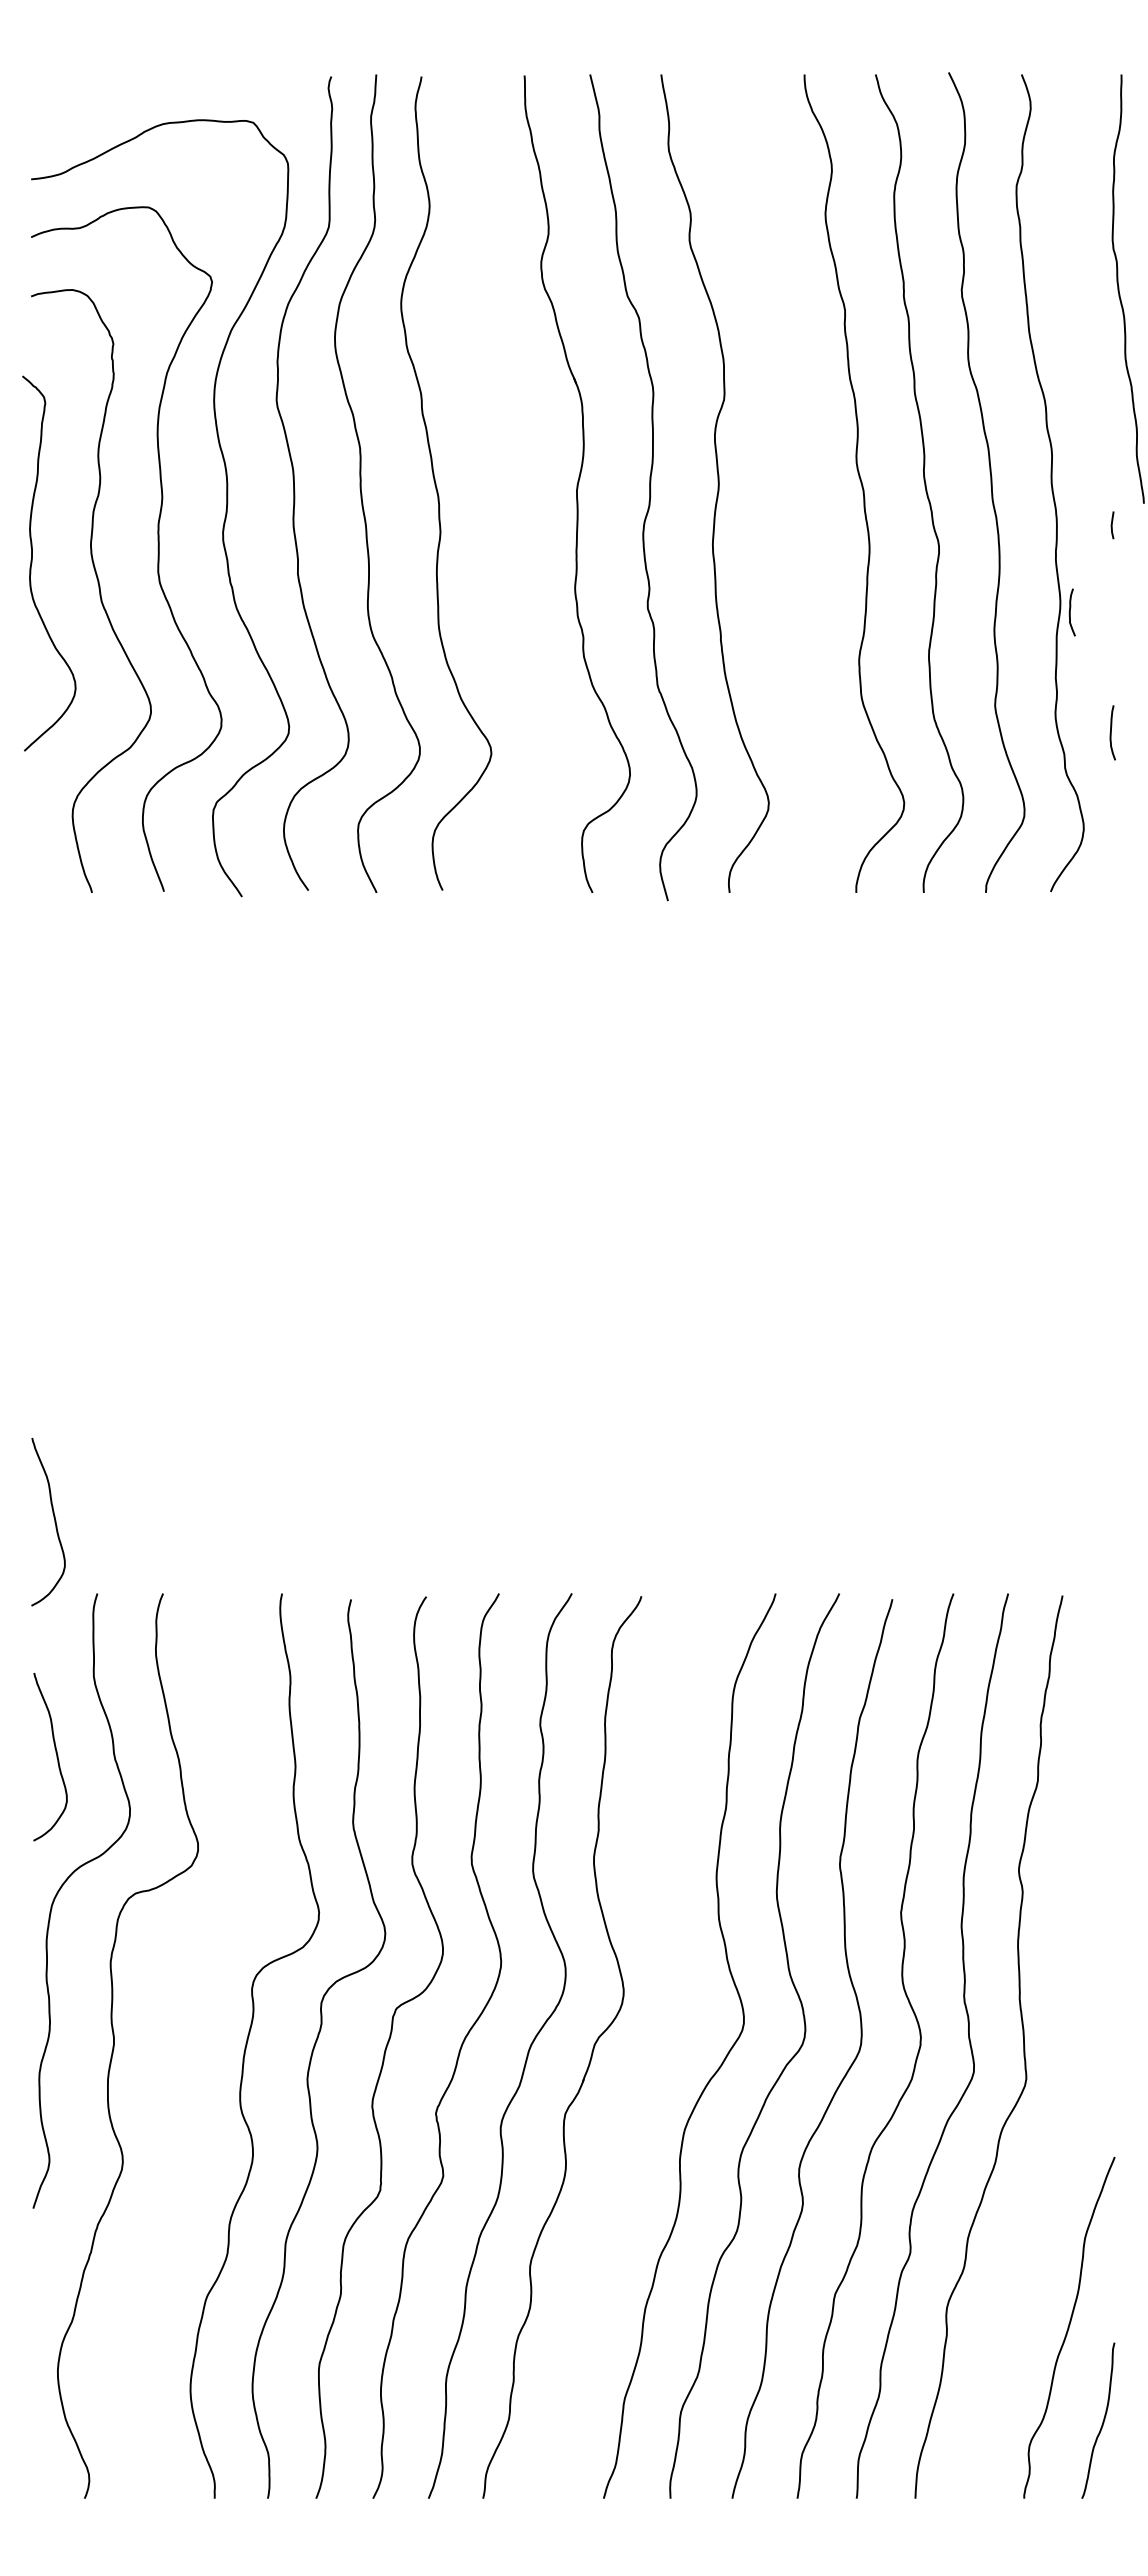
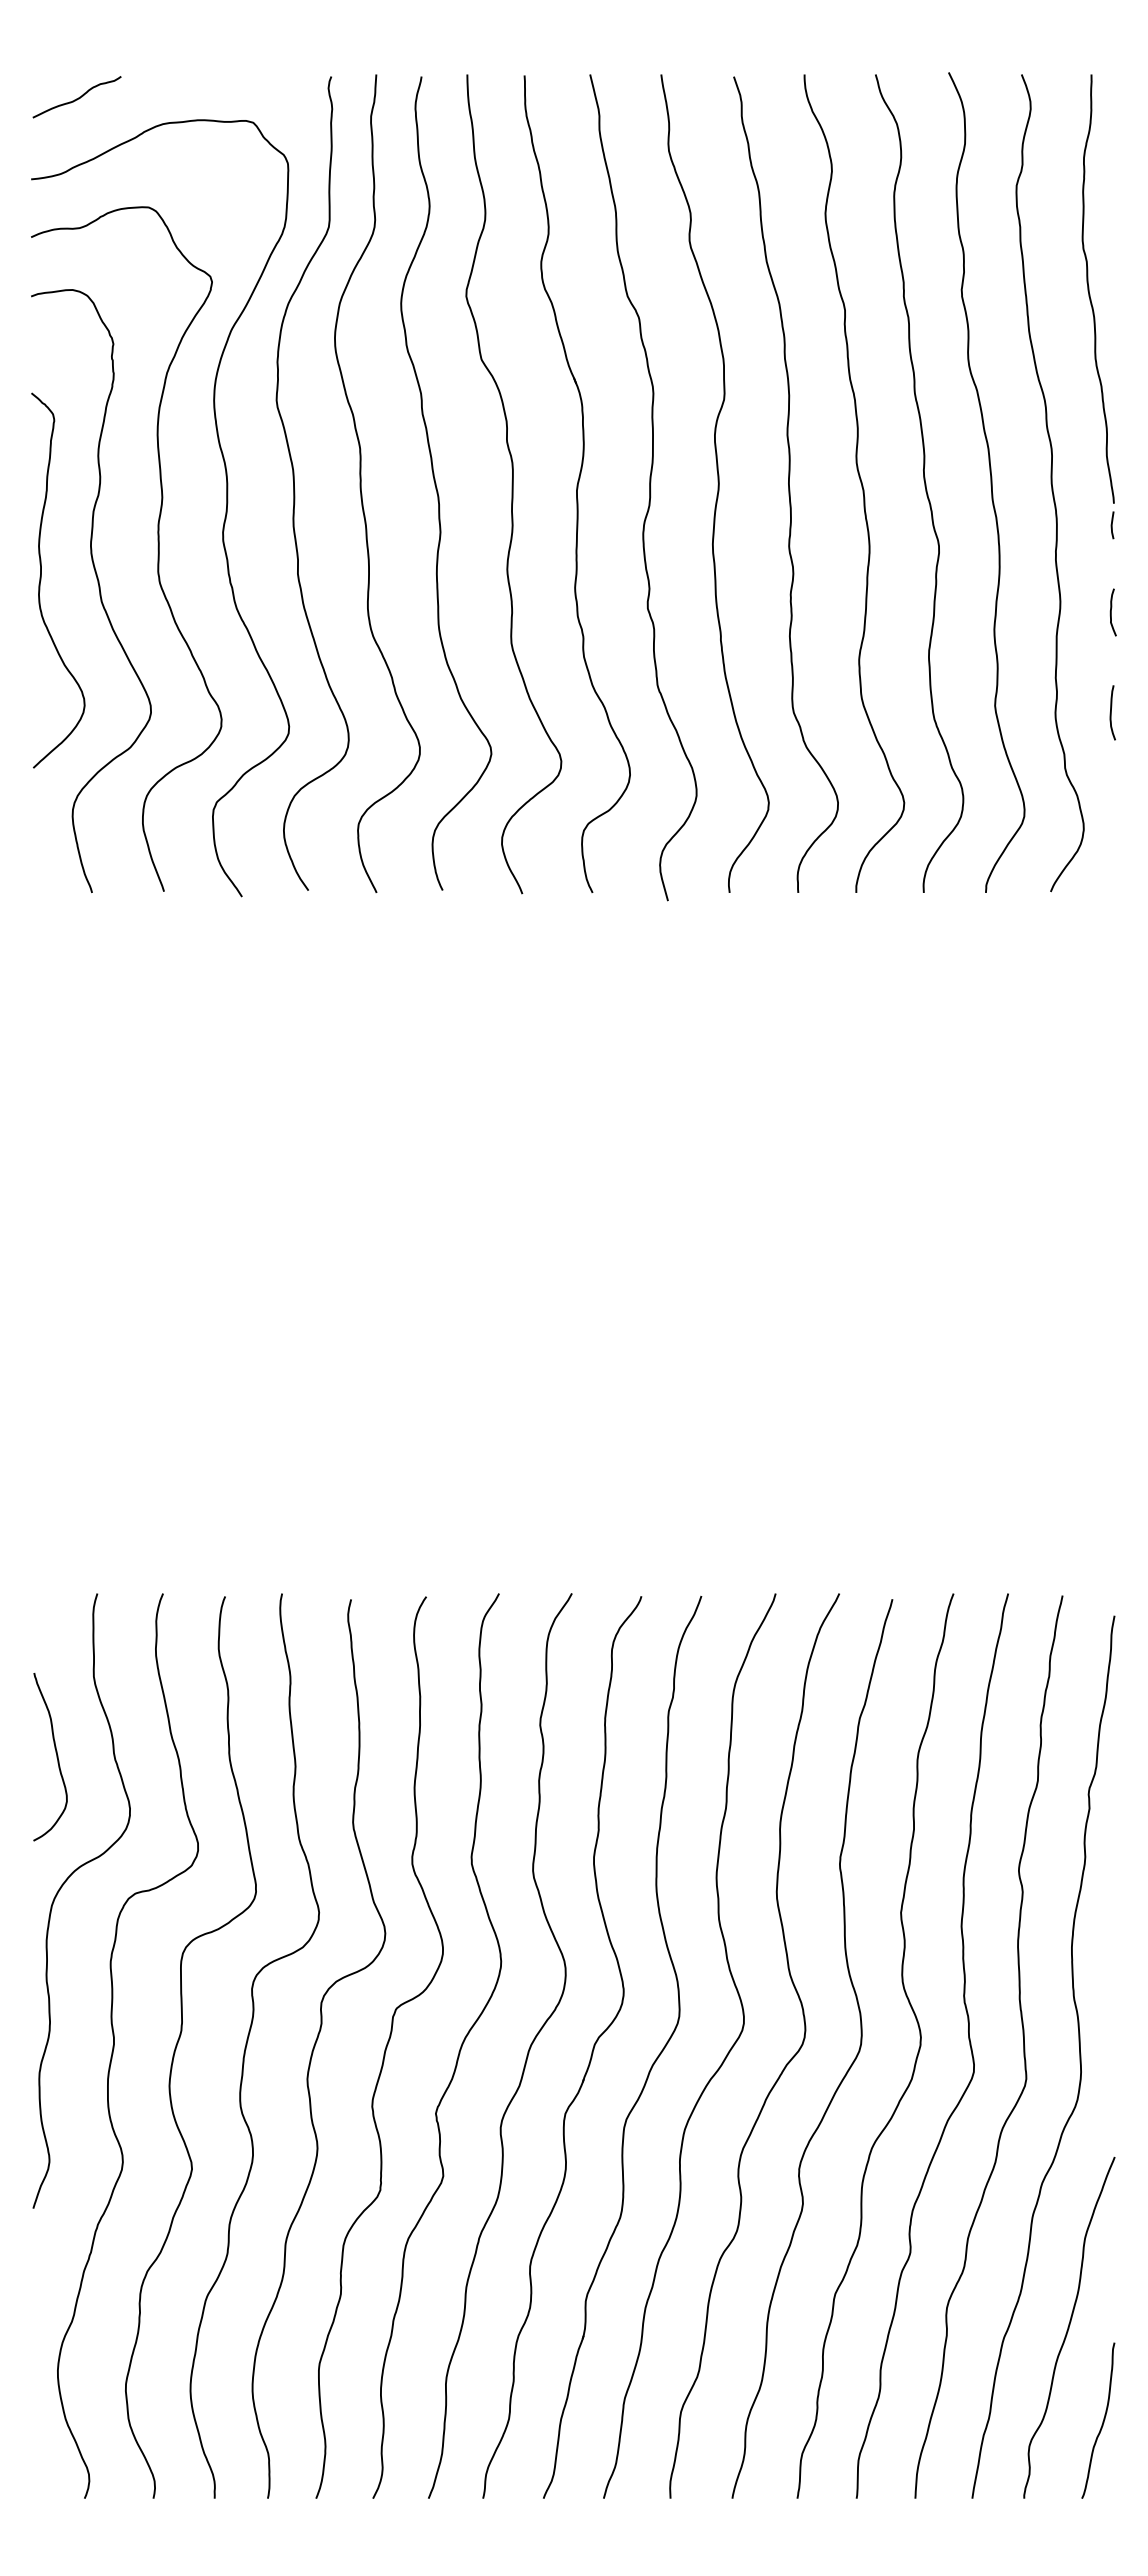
curve: none -> present (76, 98)
curve position: (1119, 288) -> (1089, 288) (1089, 288)
curve: none -> present (513, 484)
curve: none -> present (788, 484)
curve position: (32, 563) -> (41, 580) (41, 580)
curve position: (1070, 612) -> (1111, 612) (1111, 612)
curve position: (1111, 732) -> (1111, 712) (1111, 712)
curve: present -> none (54, 1522)
curve: none -> present (178, 2043)
curve: none -> present (1079, 2056)
part: none -> present (652, 2063)
